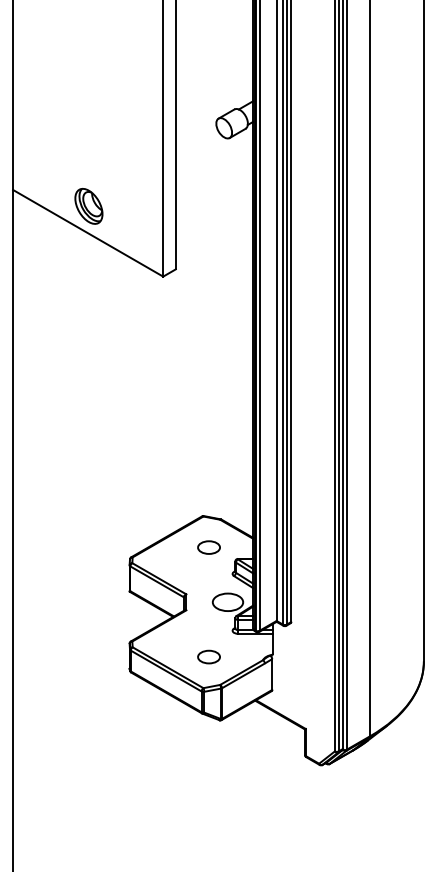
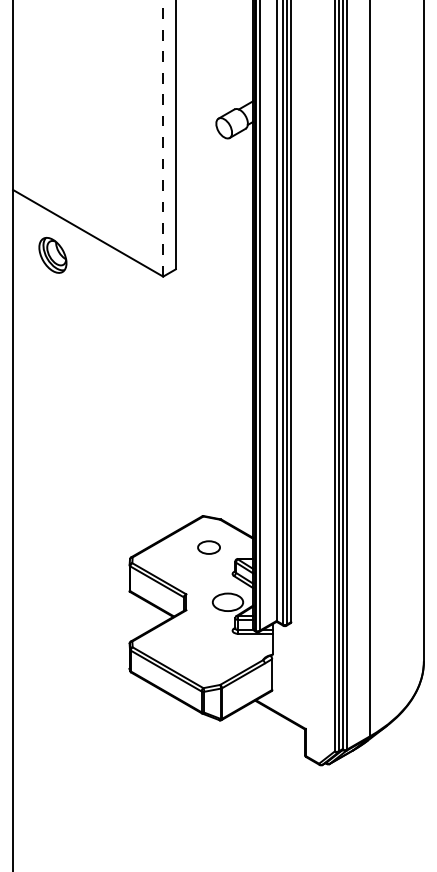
line: solid -> dashed (163, 138)
part position: (88, 206) -> (52, 255) (52, 255)
part: present -> none (208, 656)
